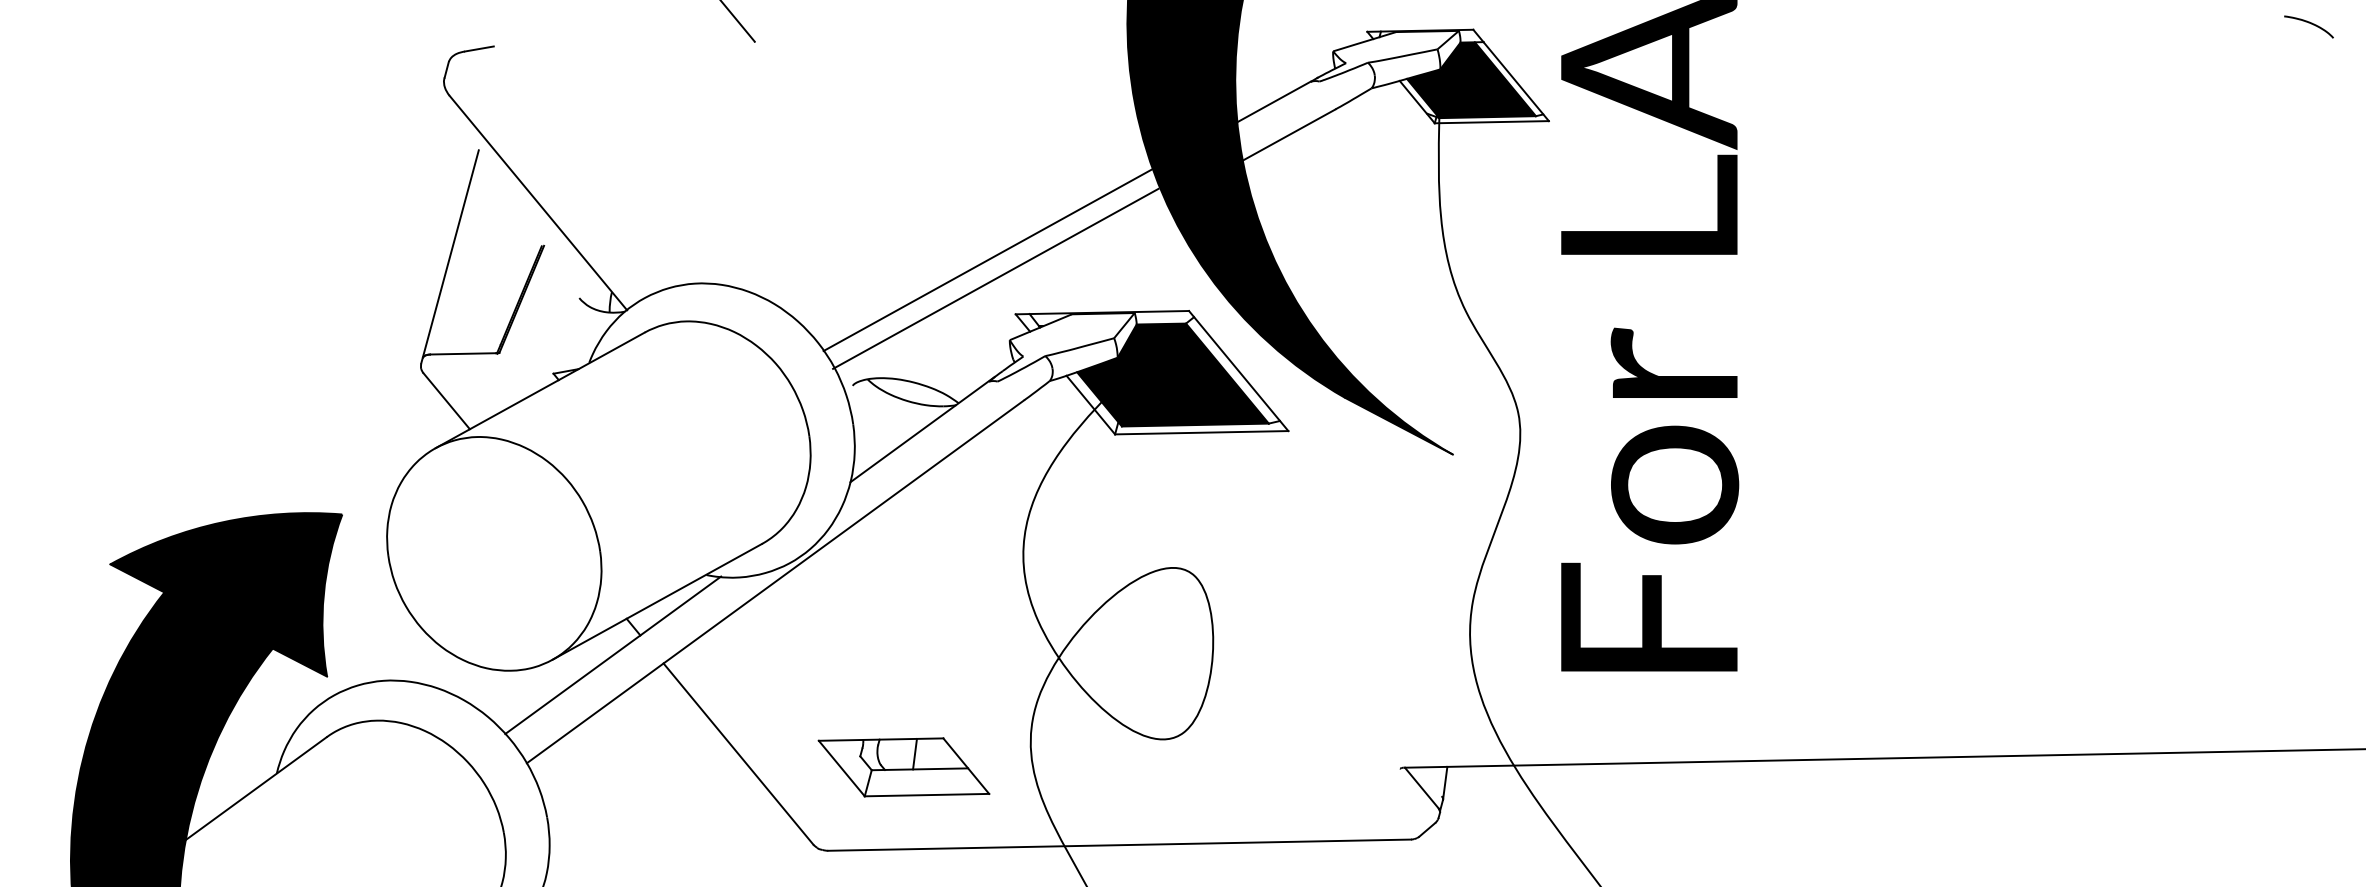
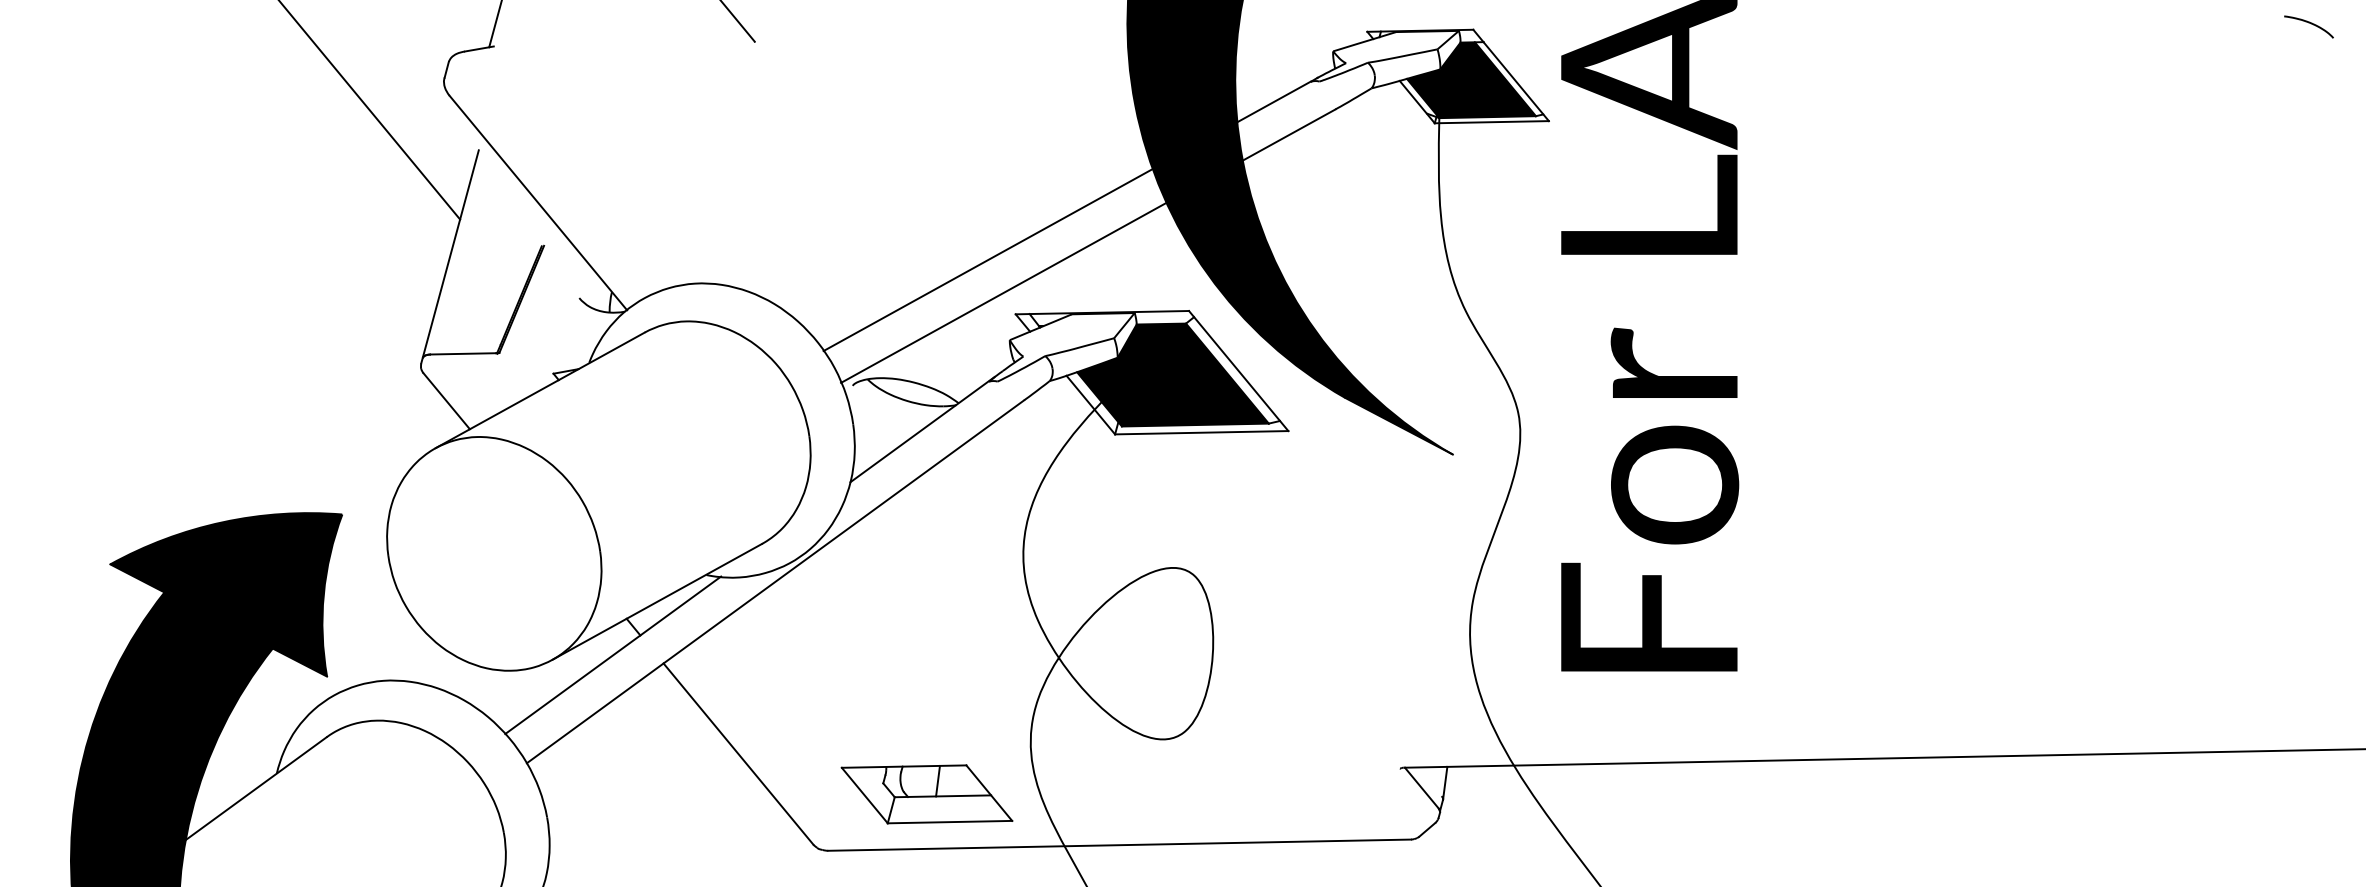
line: none -> present (495, 24)
line: none -> present (370, 110)
line position: (995, 278) -> (1003, 292) (1003, 292)
part position: (903, 767) -> (926, 794) (926, 794)
